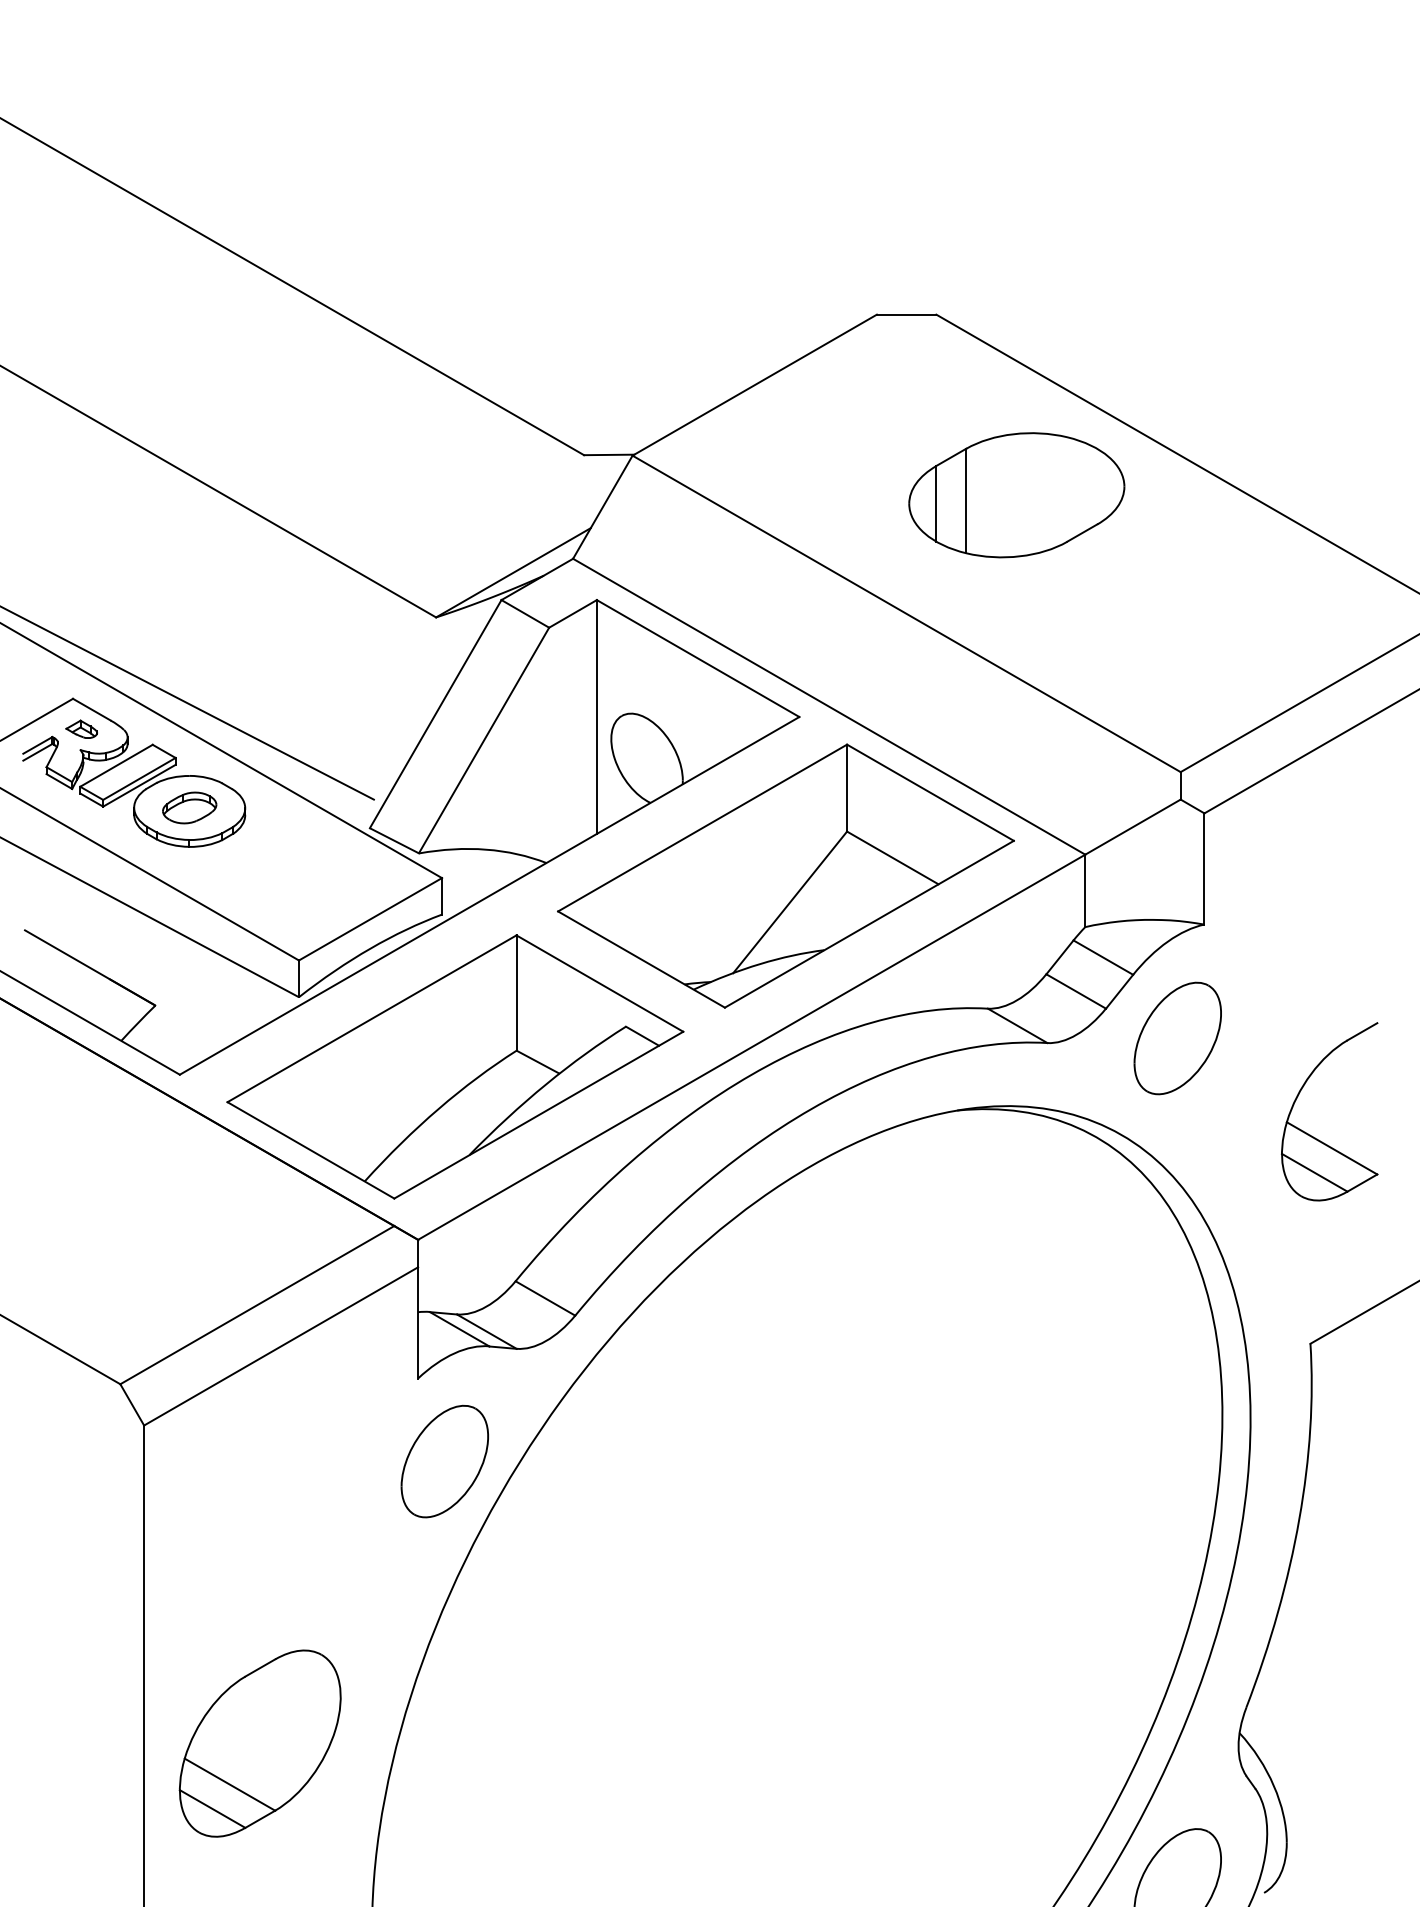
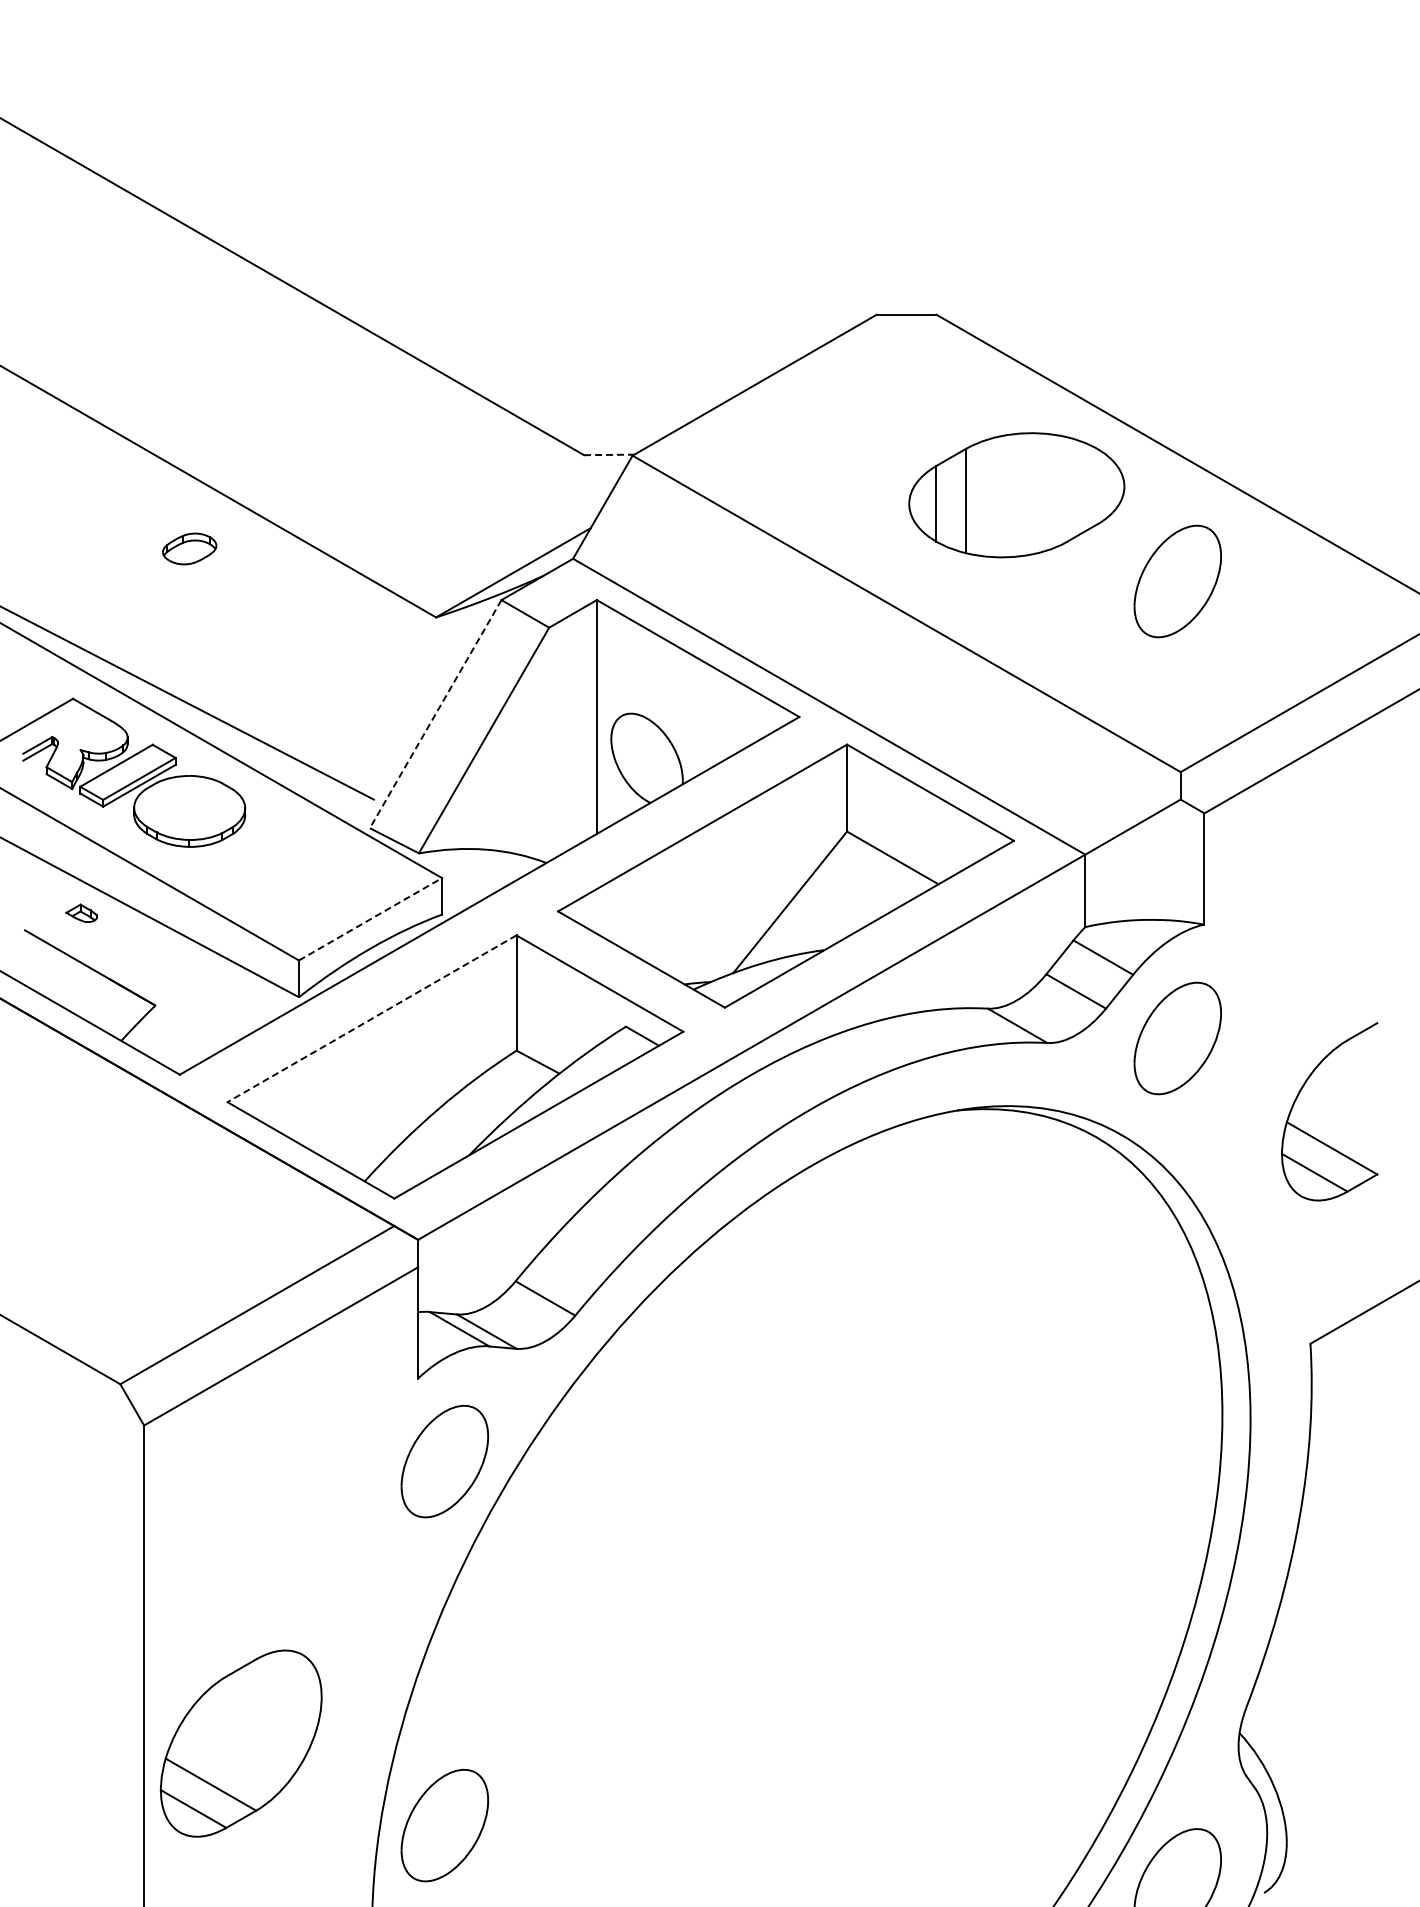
line: solid -> dashed (609, 454)
part: none -> present (1177, 581)
line: solid -> dashed (435, 714)
part position: (81, 728) -> (81, 912) (81, 912)
part position: (189, 807) -> (189, 548) (189, 548)
line: solid -> dashed (370, 919)
line: solid -> dashed (372, 1018)
part position: (259, 1743) -> (240, 1743) (240, 1743)
part: none -> present (444, 1825)
